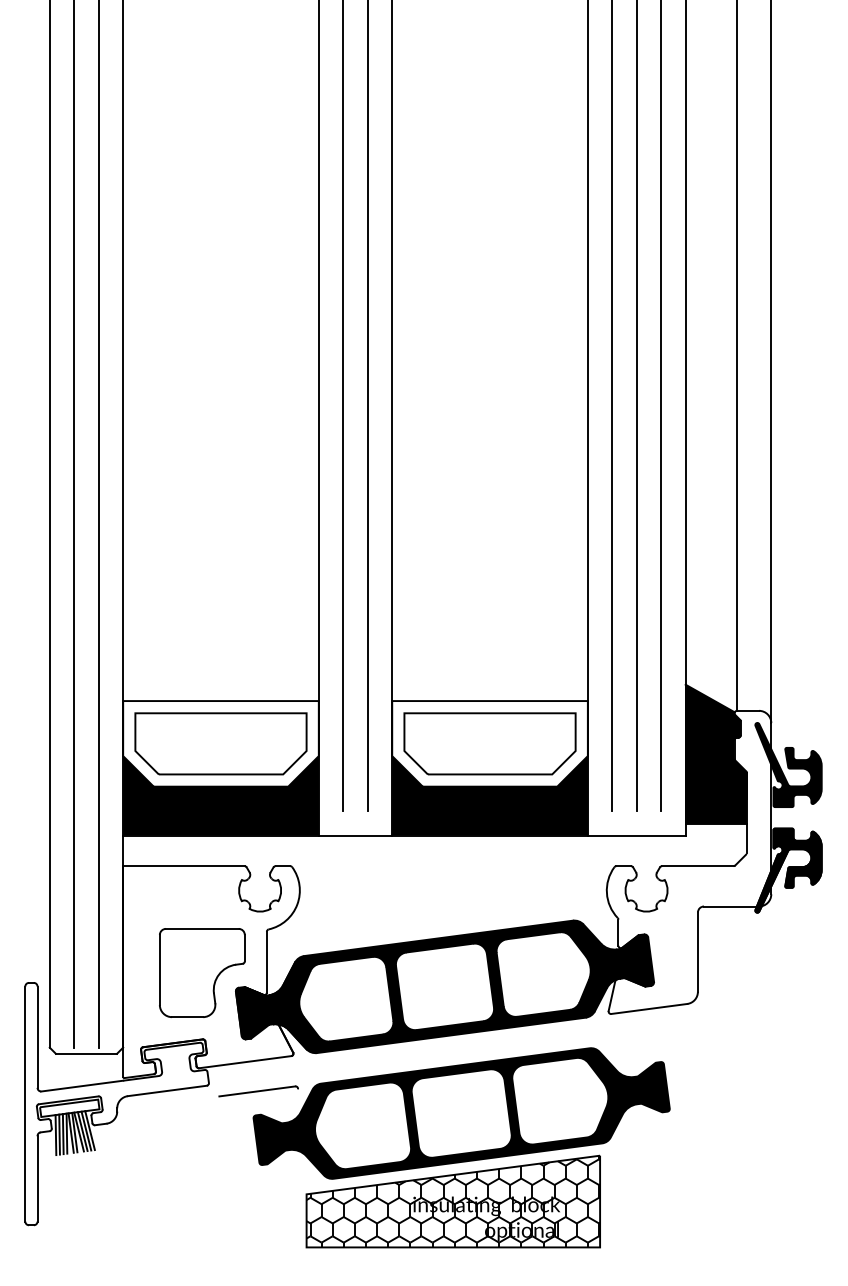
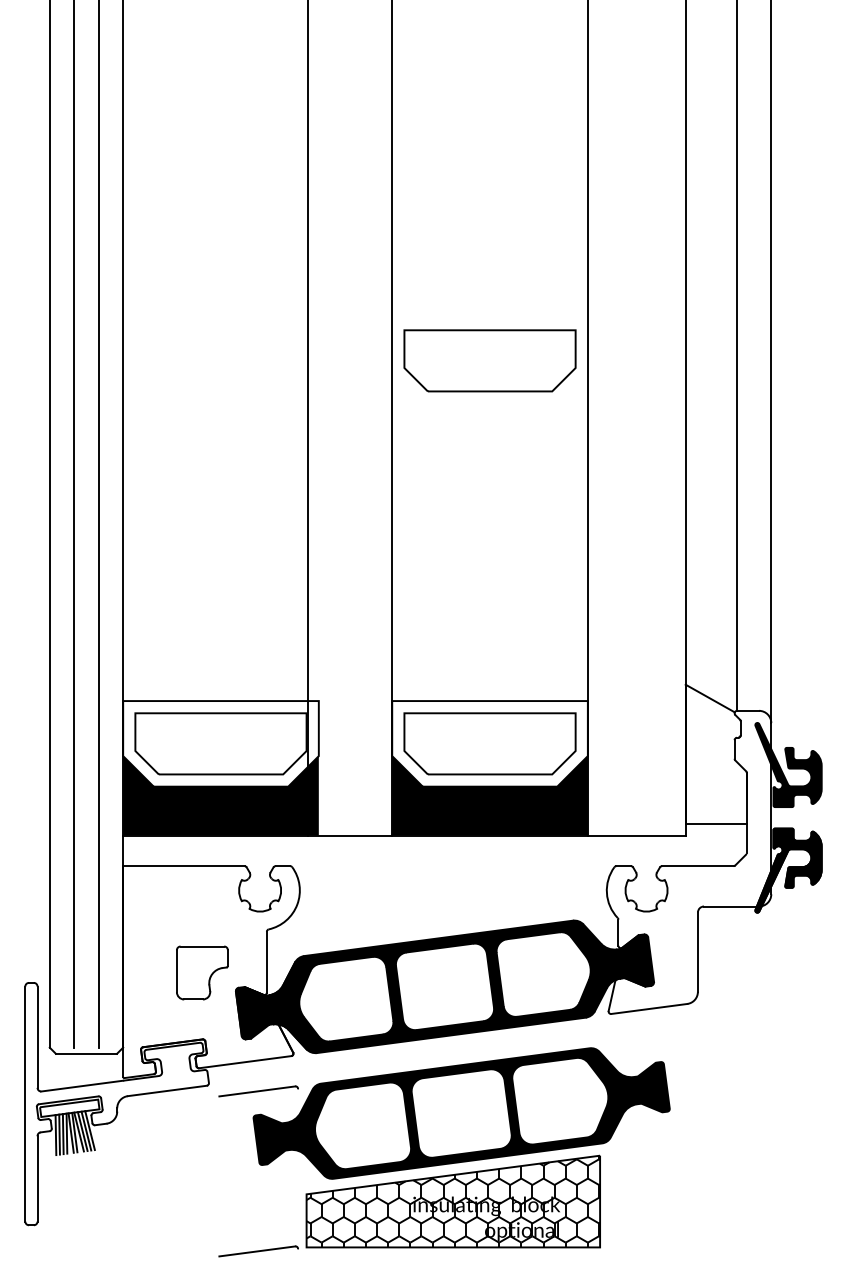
part: none -> present (489, 360)
line: present -> none (343, 406)
line: present -> none (367, 406)
line: present -> none (612, 406)
line: present -> none (636, 406)
line: present -> none (661, 406)
line position: (318, 418) -> (307, 418) (307, 418)
fill: present -> none (715, 753)
part size: 87x90 px -> 53x56 px (202, 972)
part: none -> present (258, 1251)
